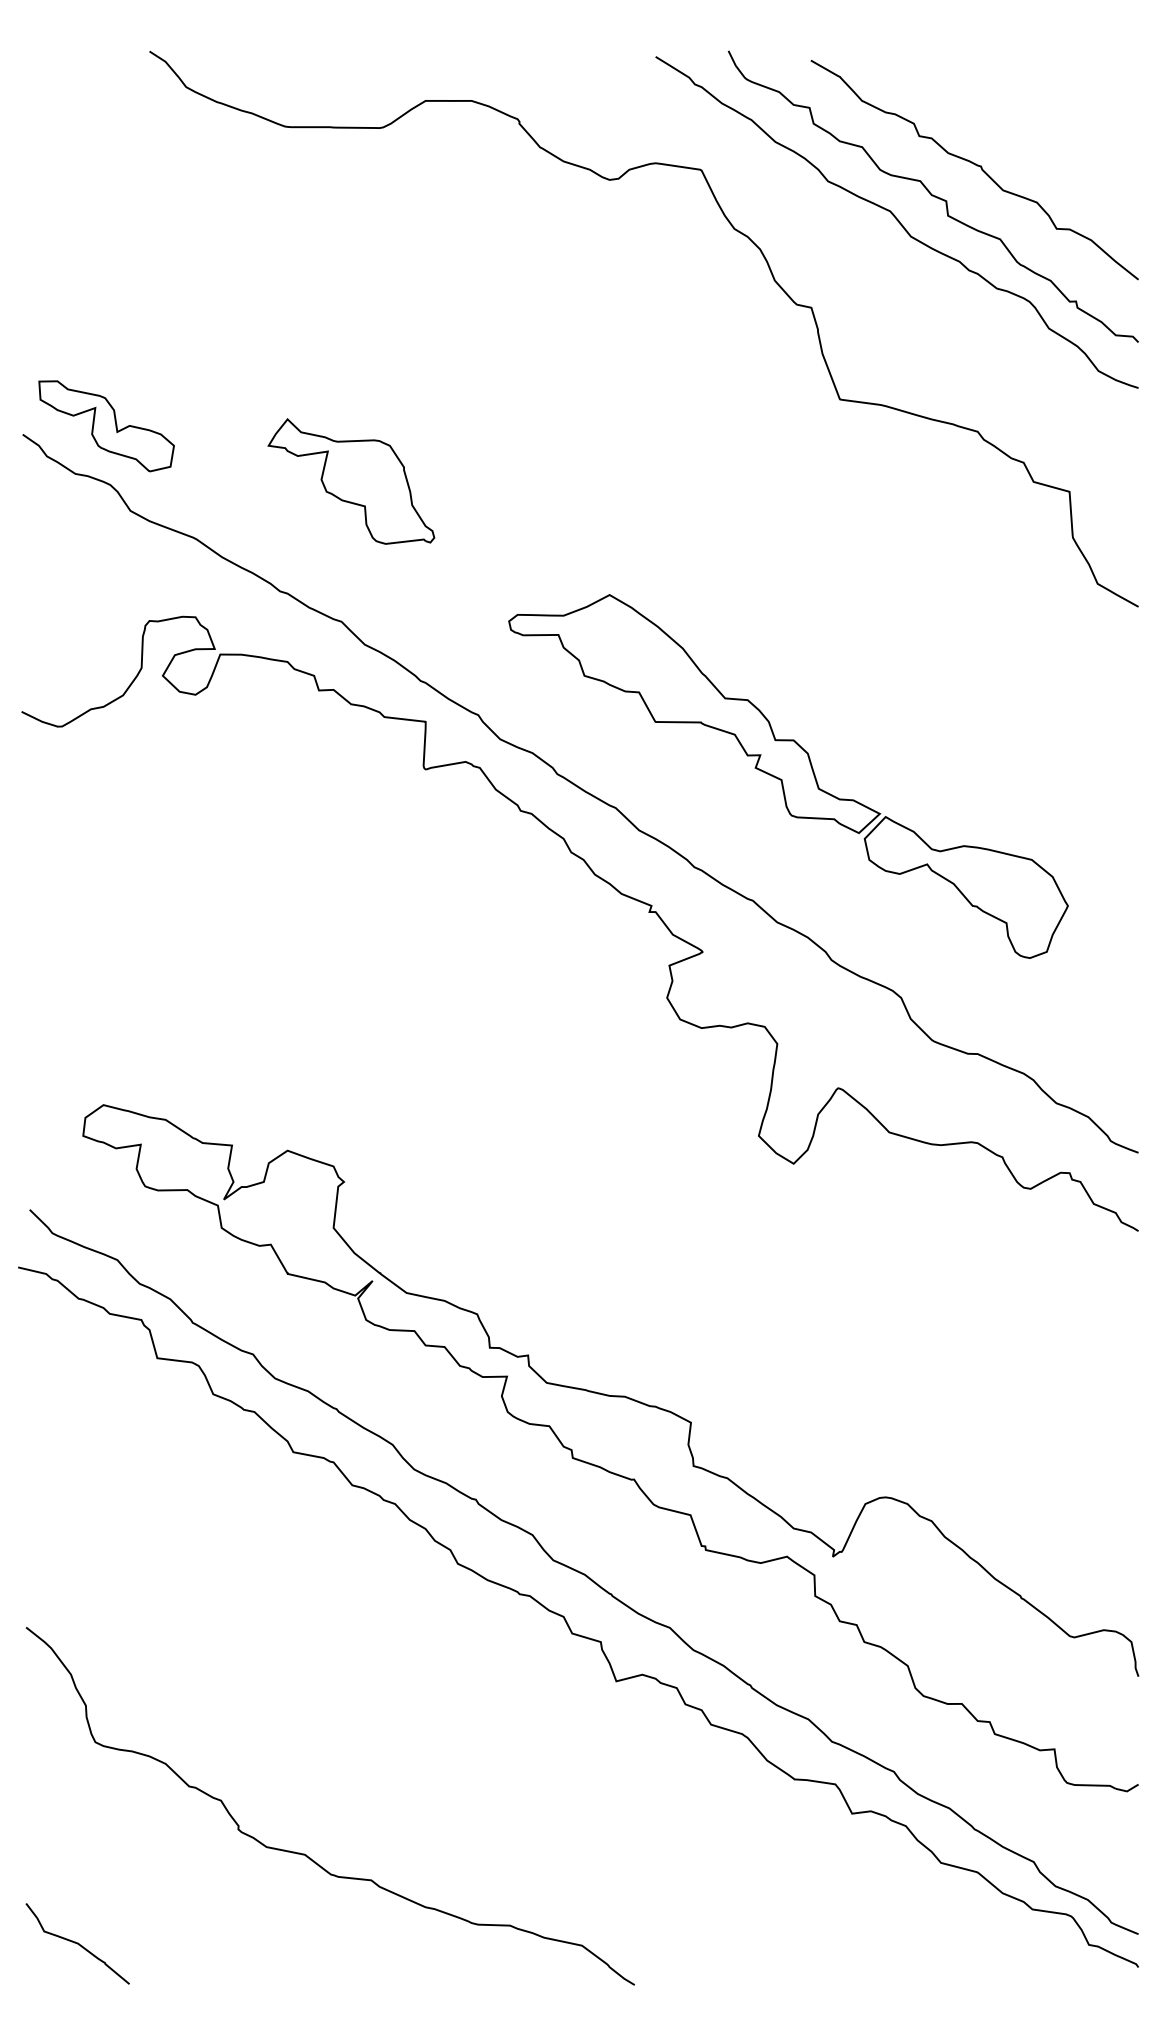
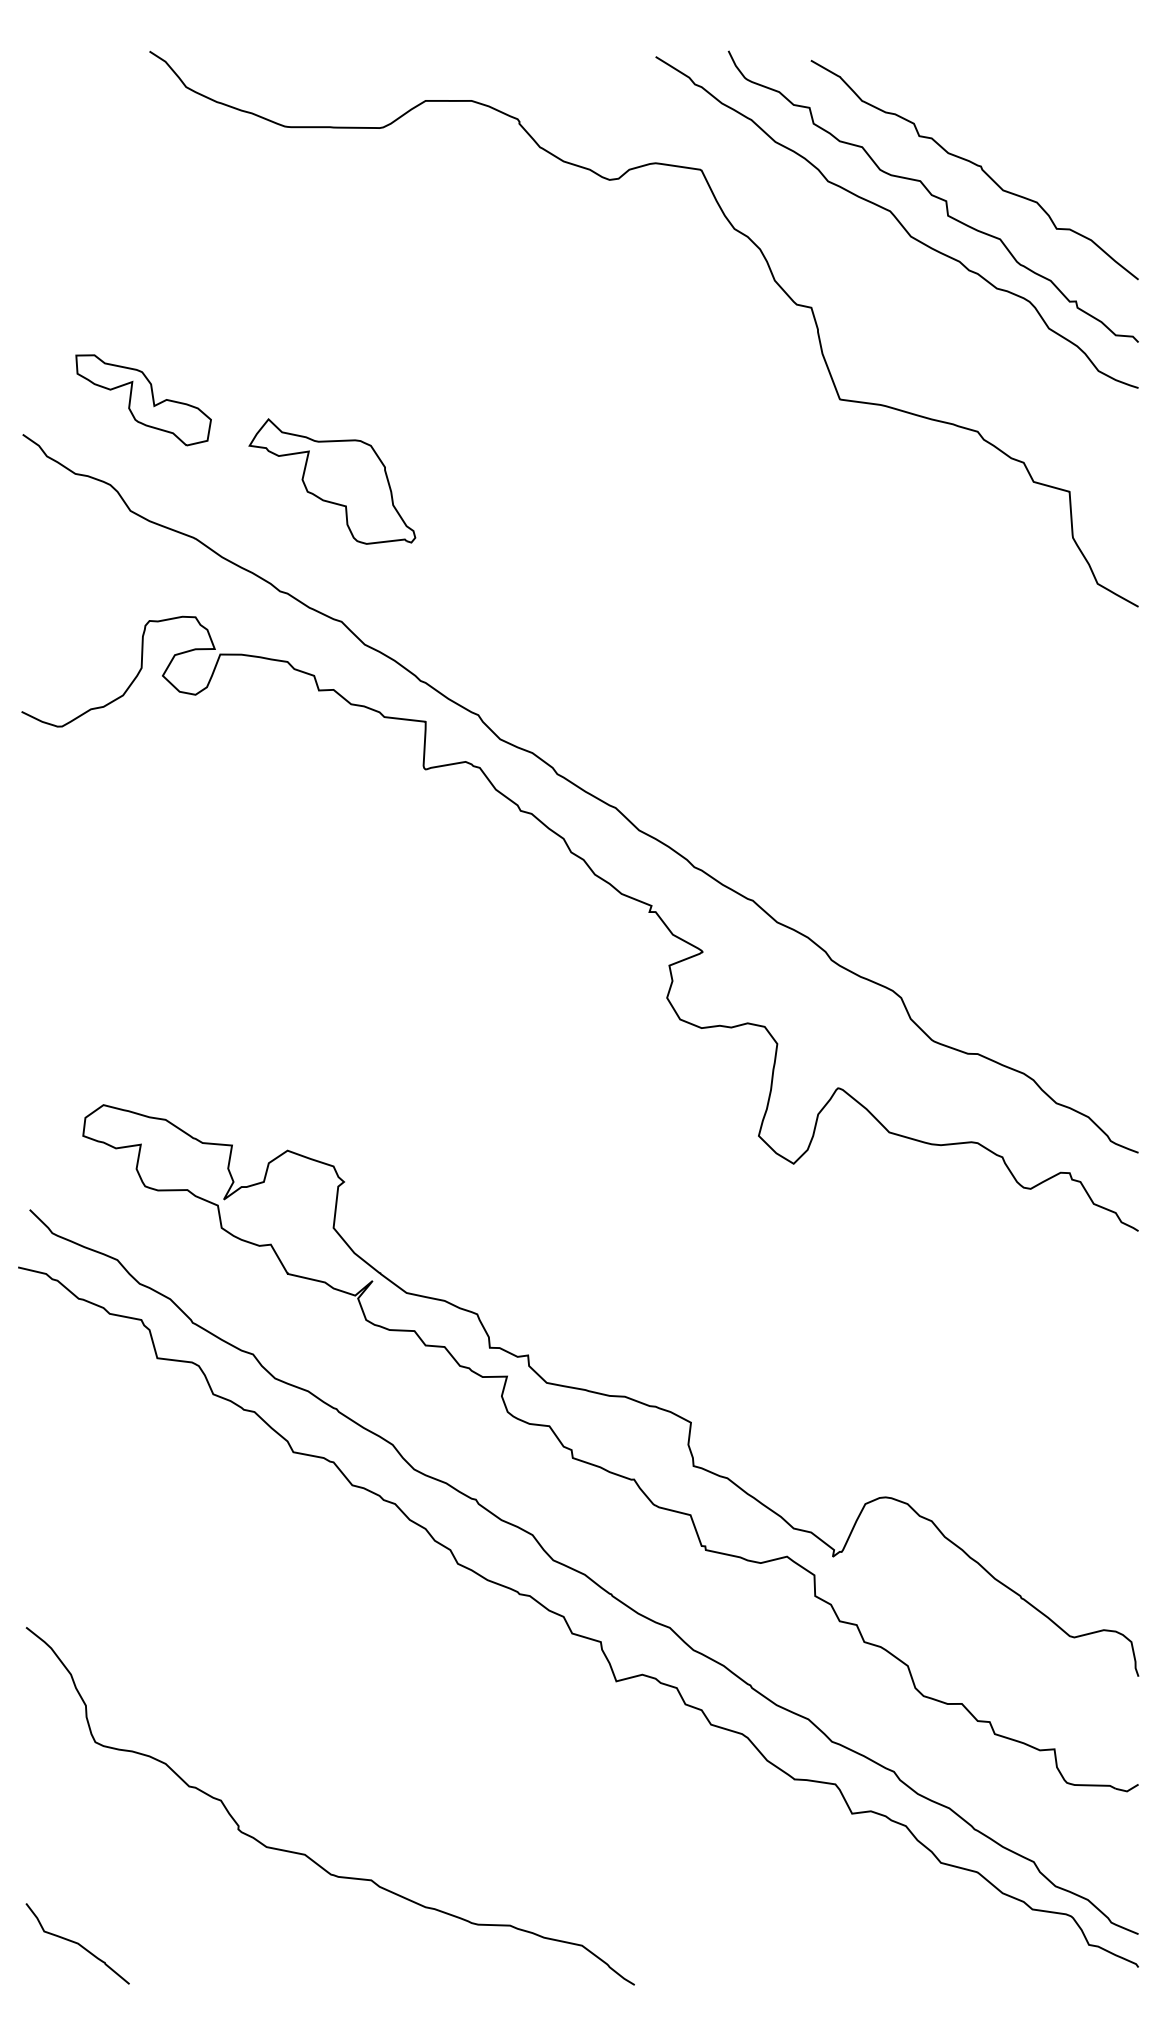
part position: (106, 426) -> (143, 400) (143, 400)
part position: (351, 481) -> (332, 481) (332, 481)
part: present -> none (788, 776)
